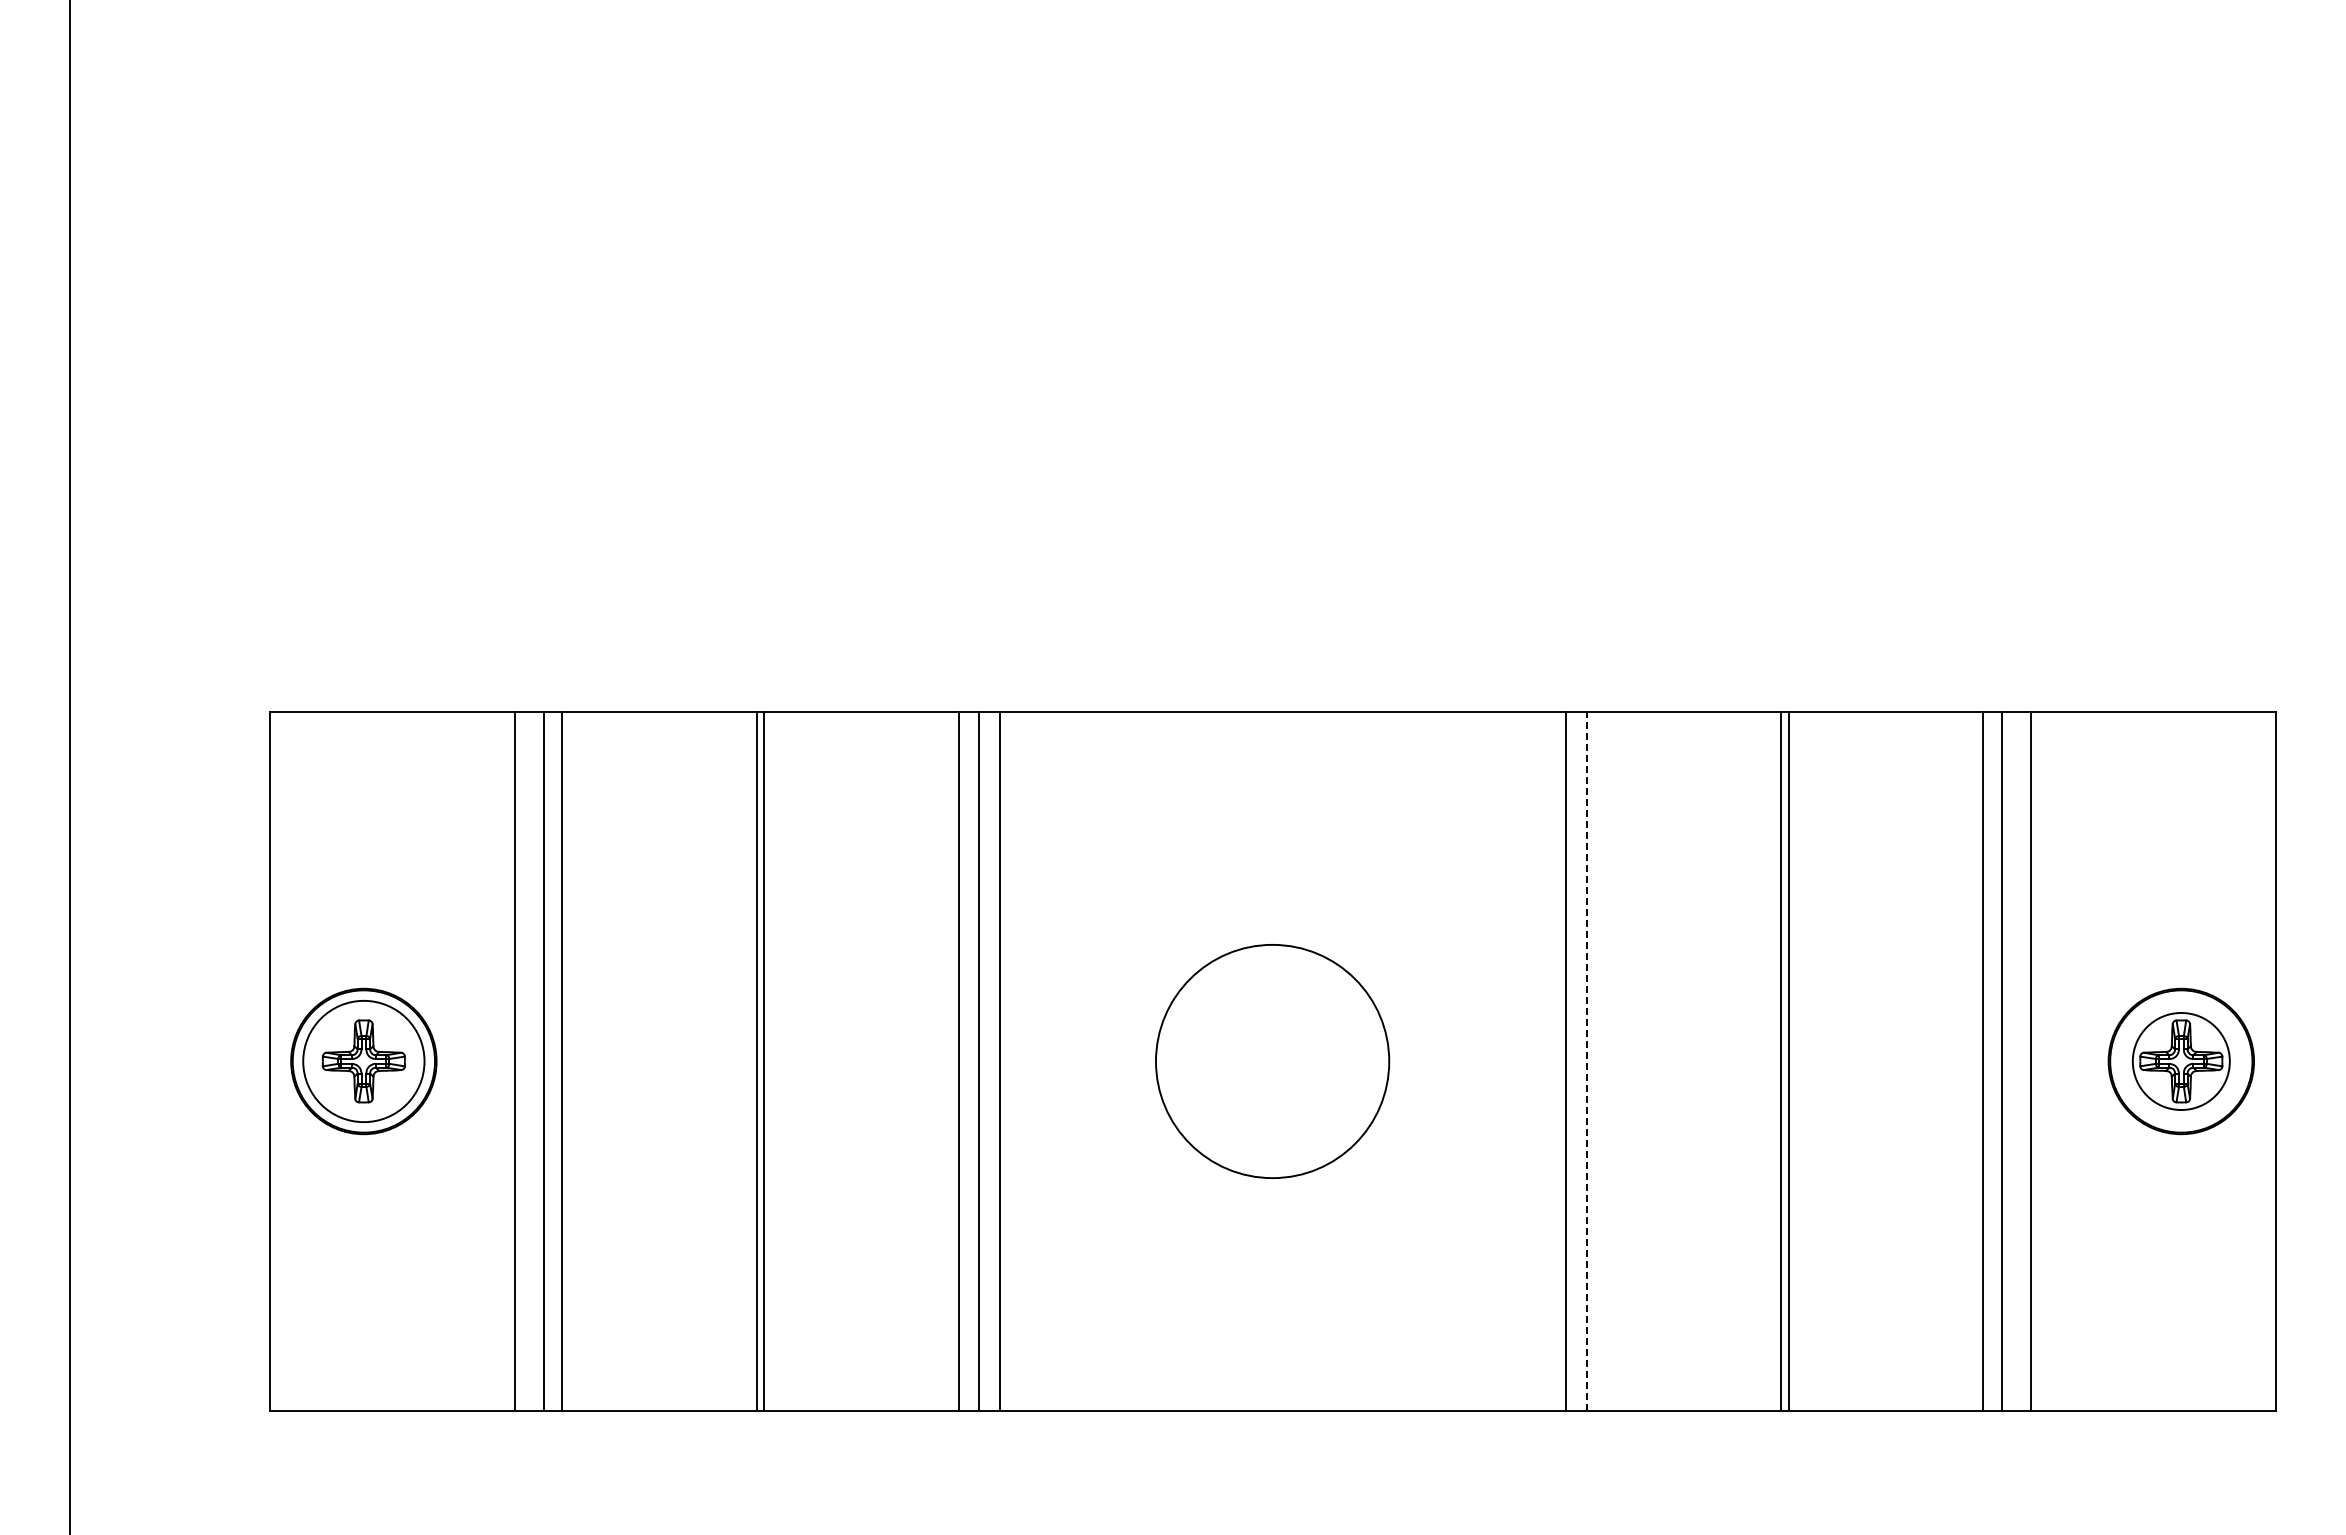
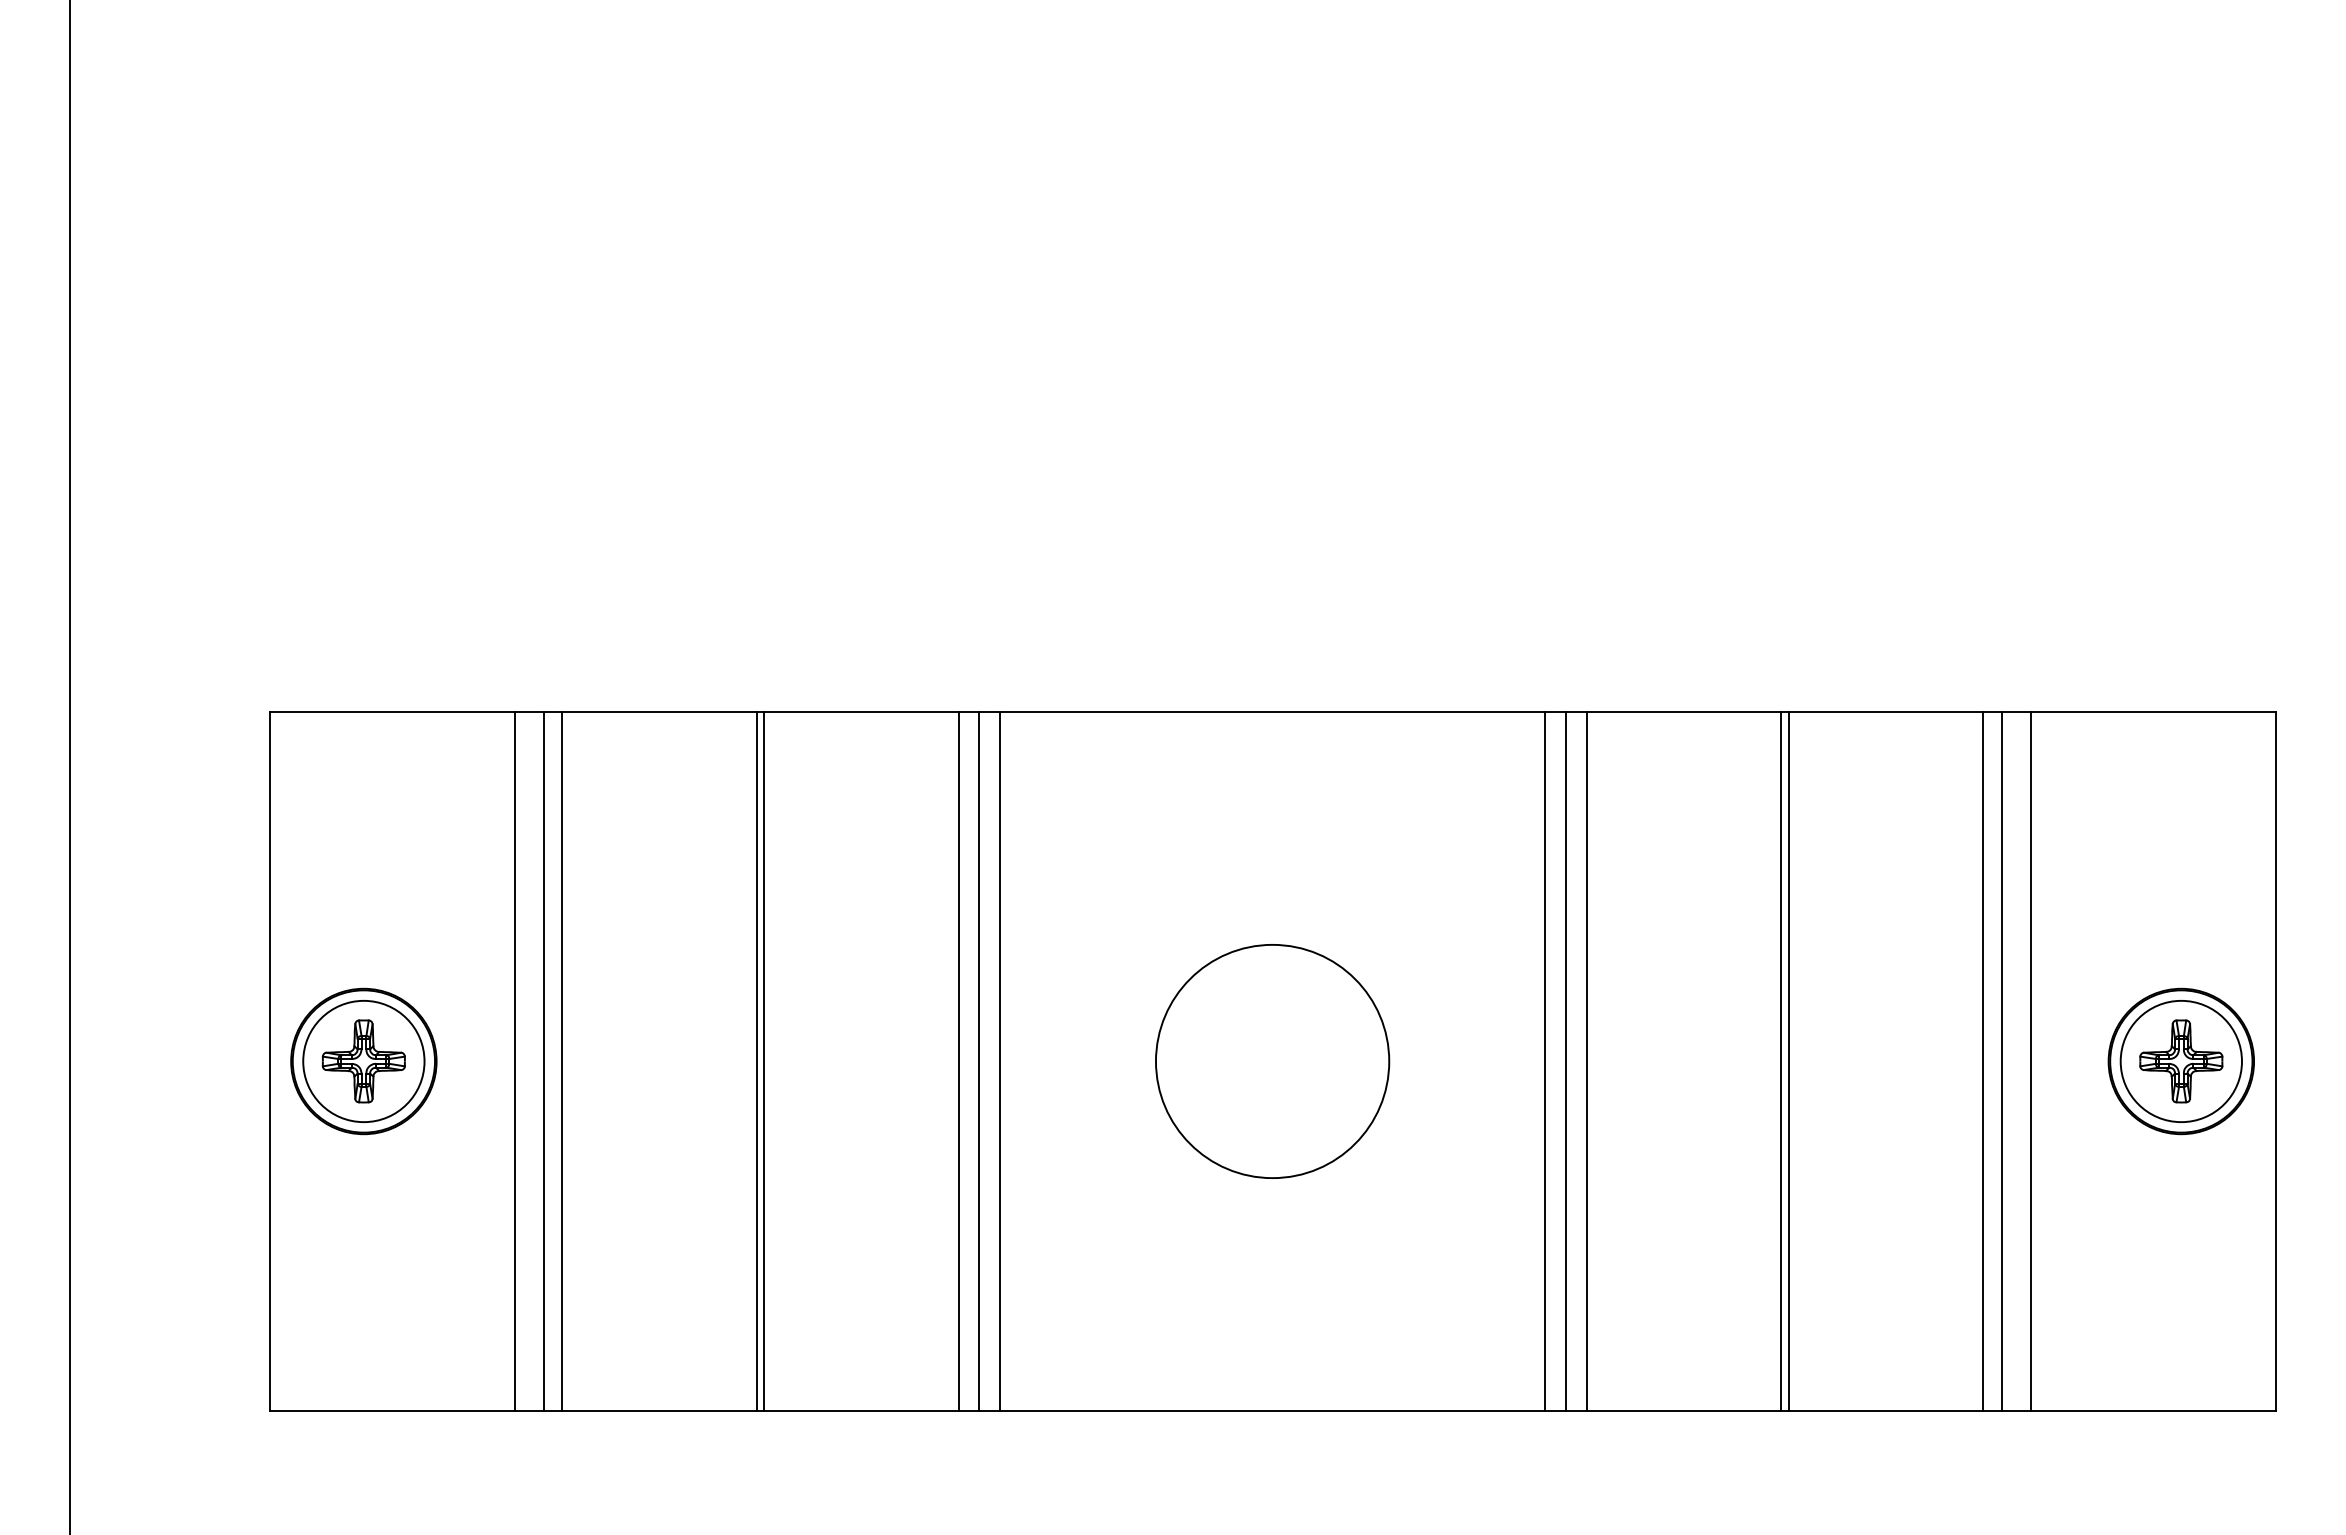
line: none -> present (1544, 1061)
line: dashed -> solid (1586, 1061)
circle diameter: 97 px -> 121 px (2180, 1061)
